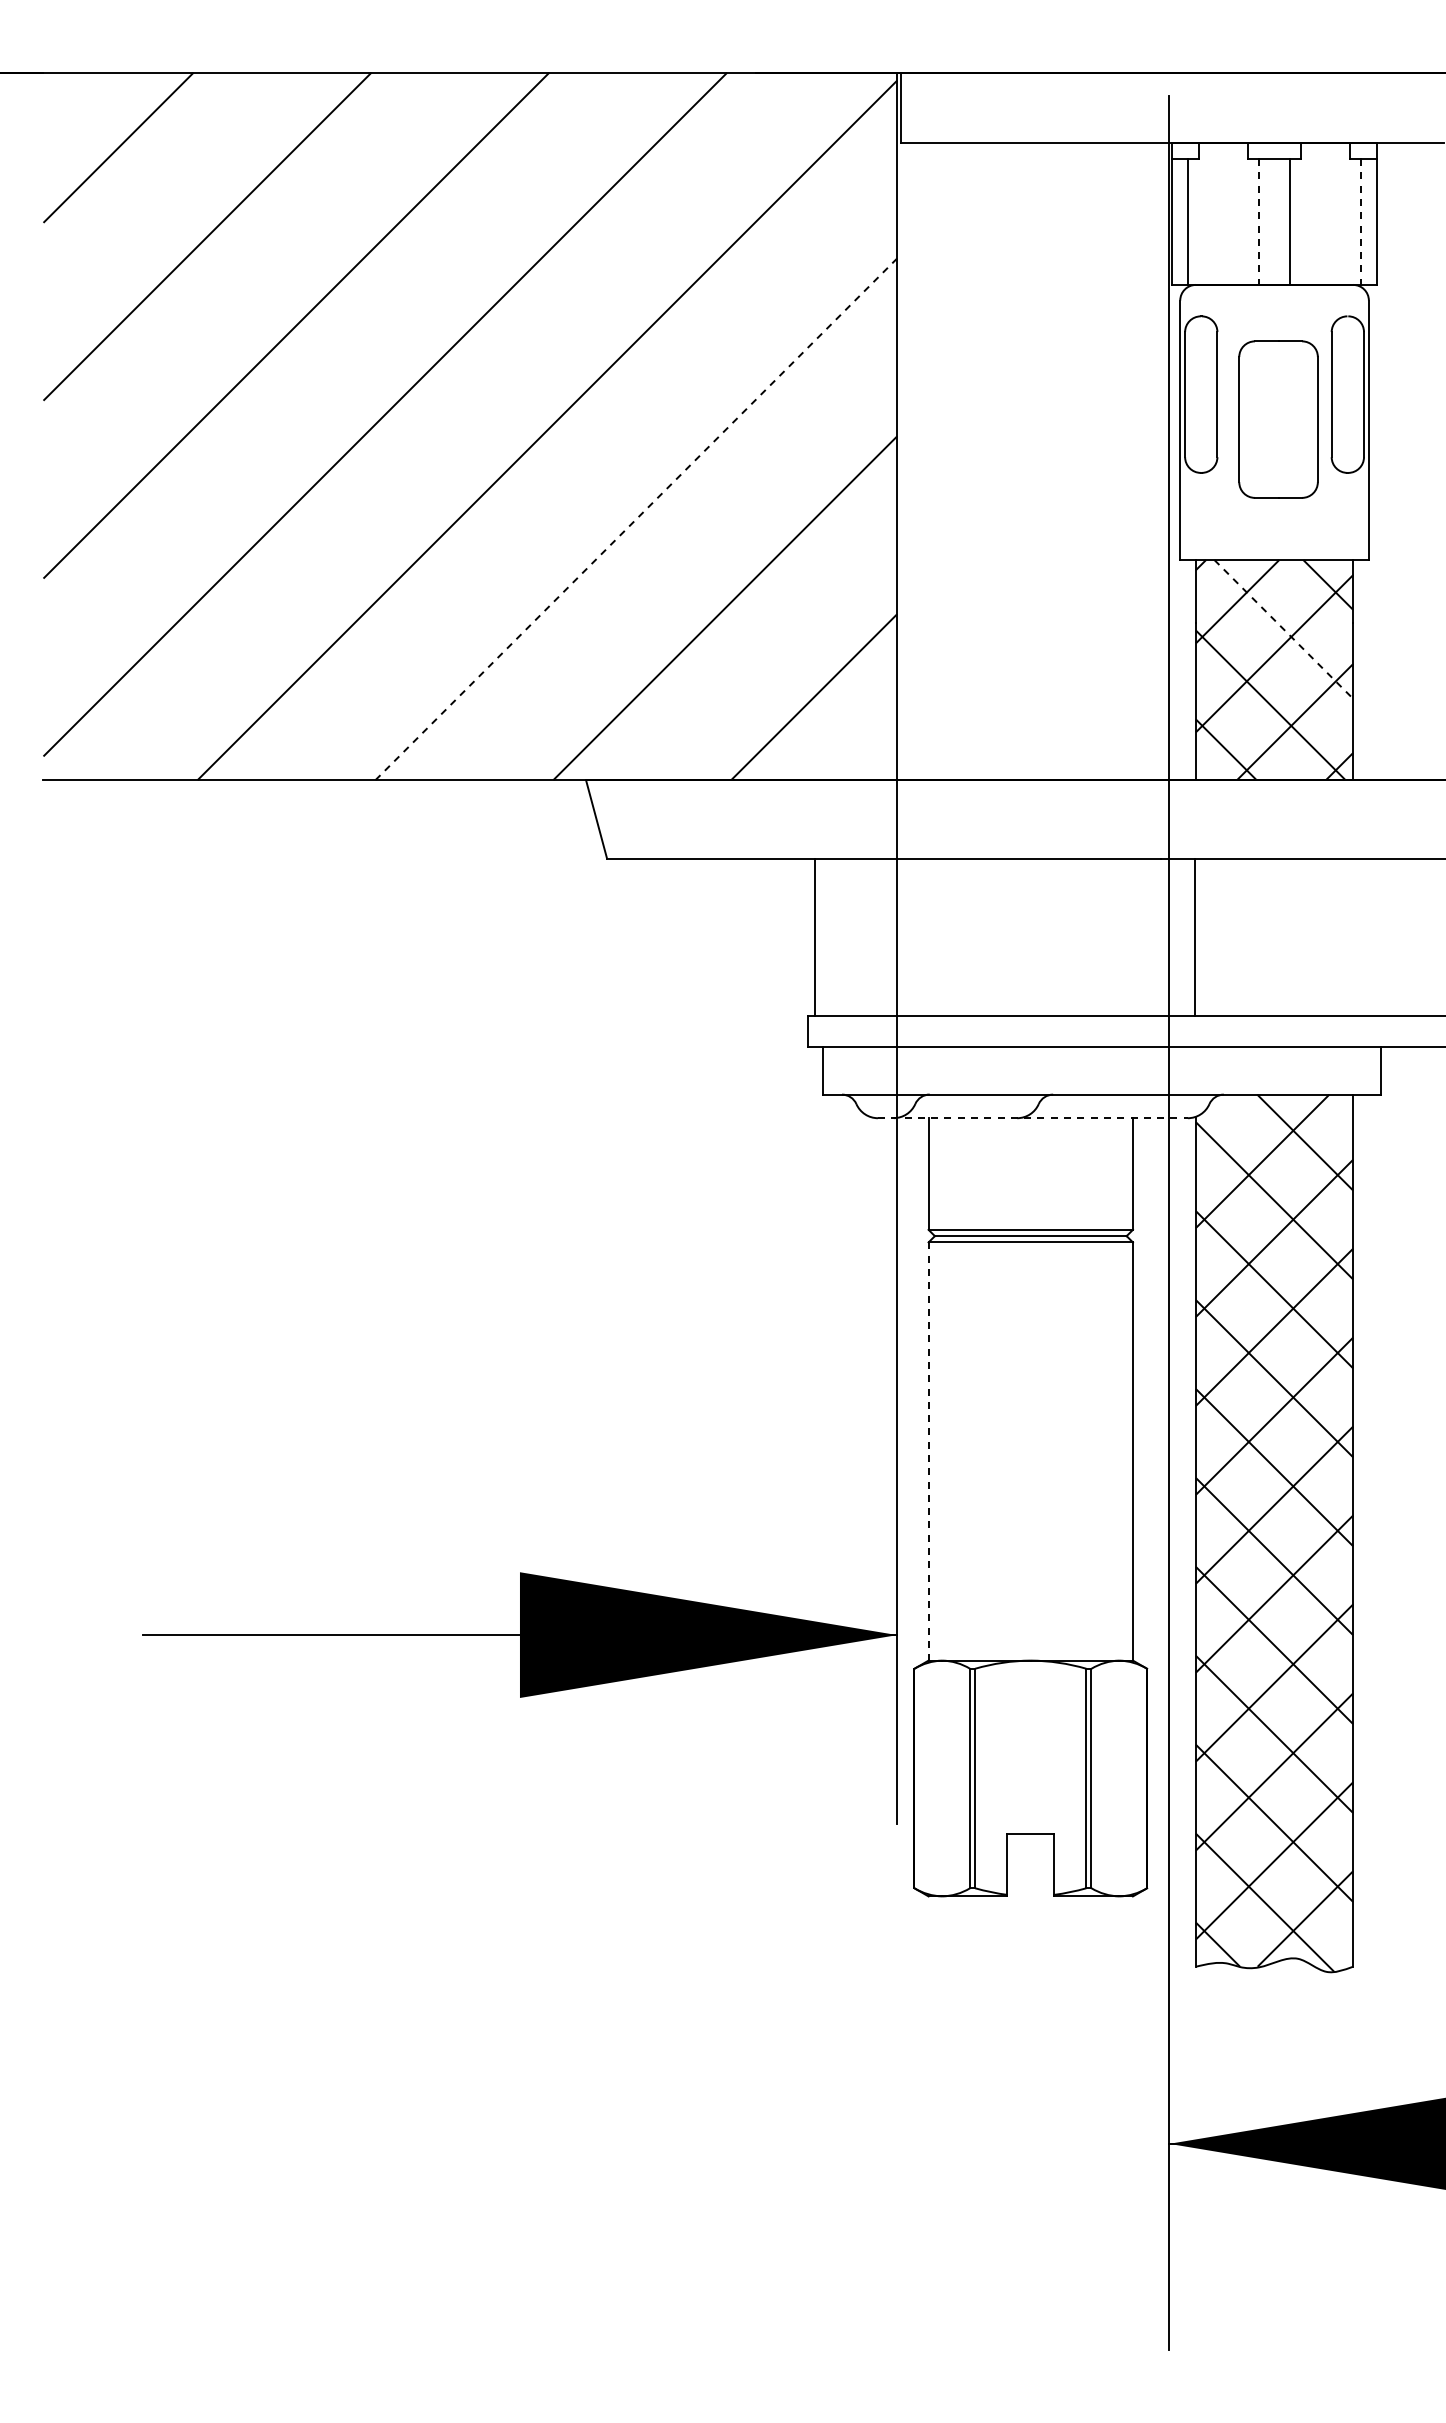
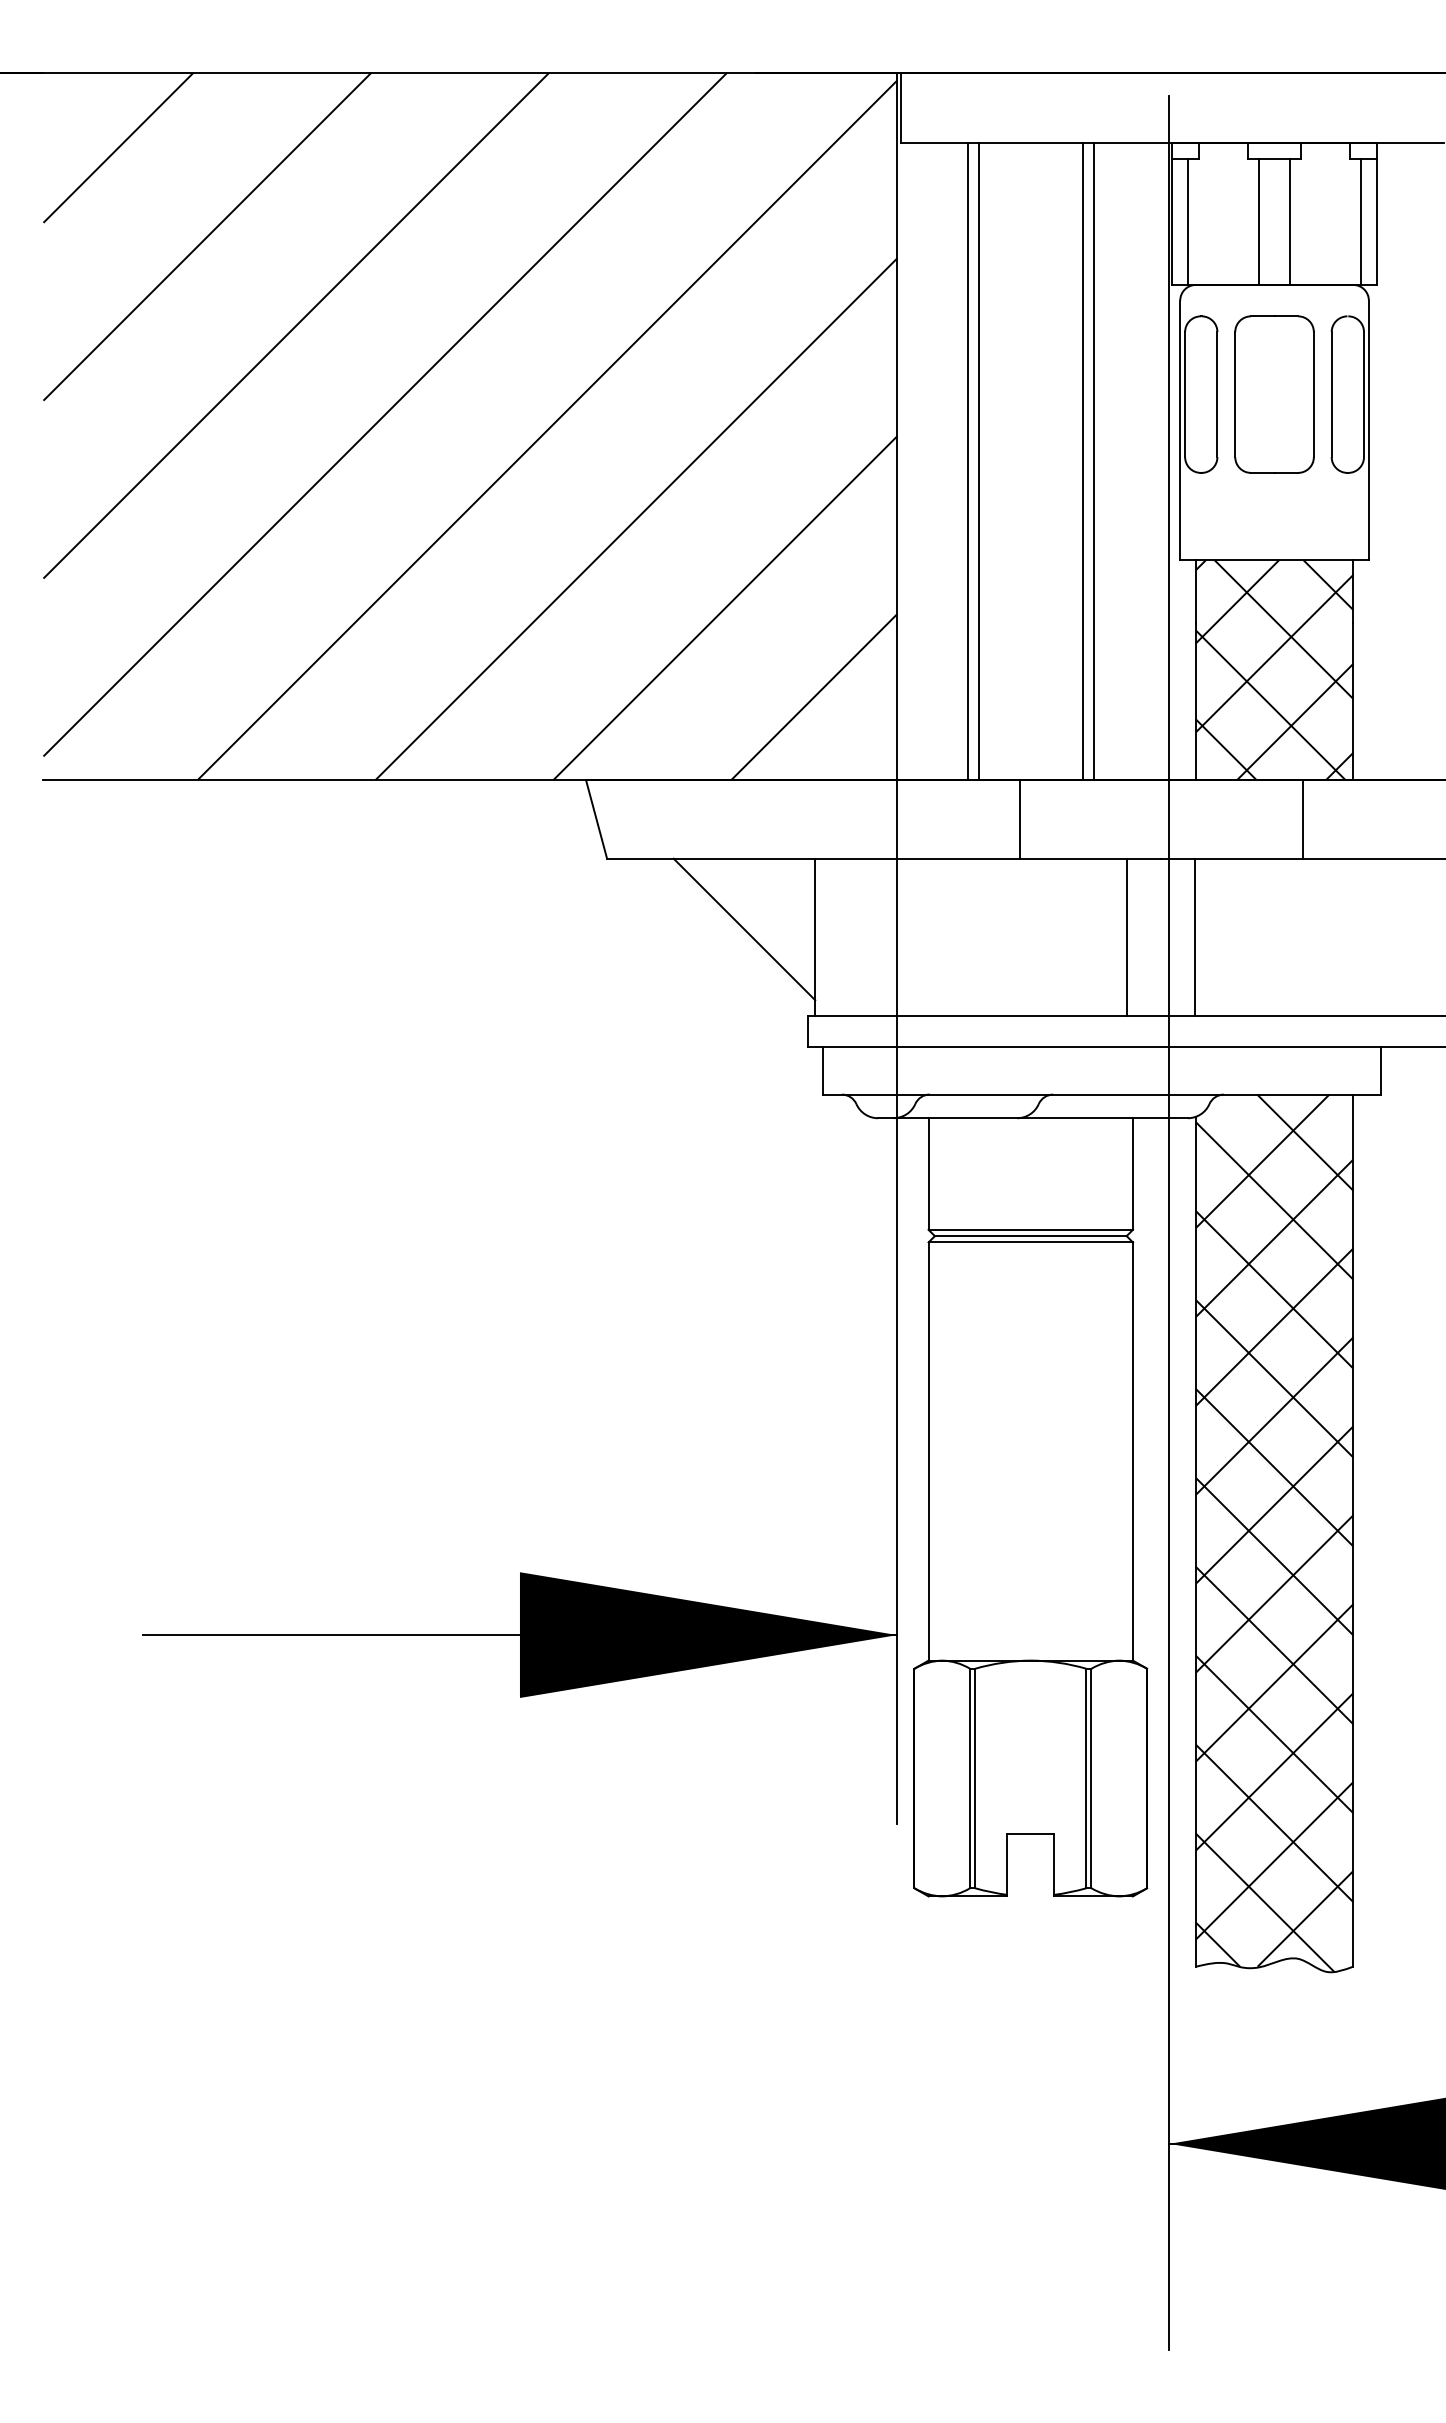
line: dashed -> solid (1258, 222)
line: dashed -> solid (1361, 222)
part position: (1278, 419) -> (1274, 394) (1274, 394)
line: none -> present (967, 461)
line: none -> present (979, 461)
line: none -> present (1082, 461)
line: none -> present (1093, 461)
line: dashed -> solid (636, 519)
line: dashed -> solid (1284, 629)
line: none -> present (1019, 819)
line: none -> present (1302, 819)
line: none -> present (744, 929)
line: none -> present (1127, 936)
line: dashed -> solid (1032, 1118)
line: dashed -> solid (928, 1452)
